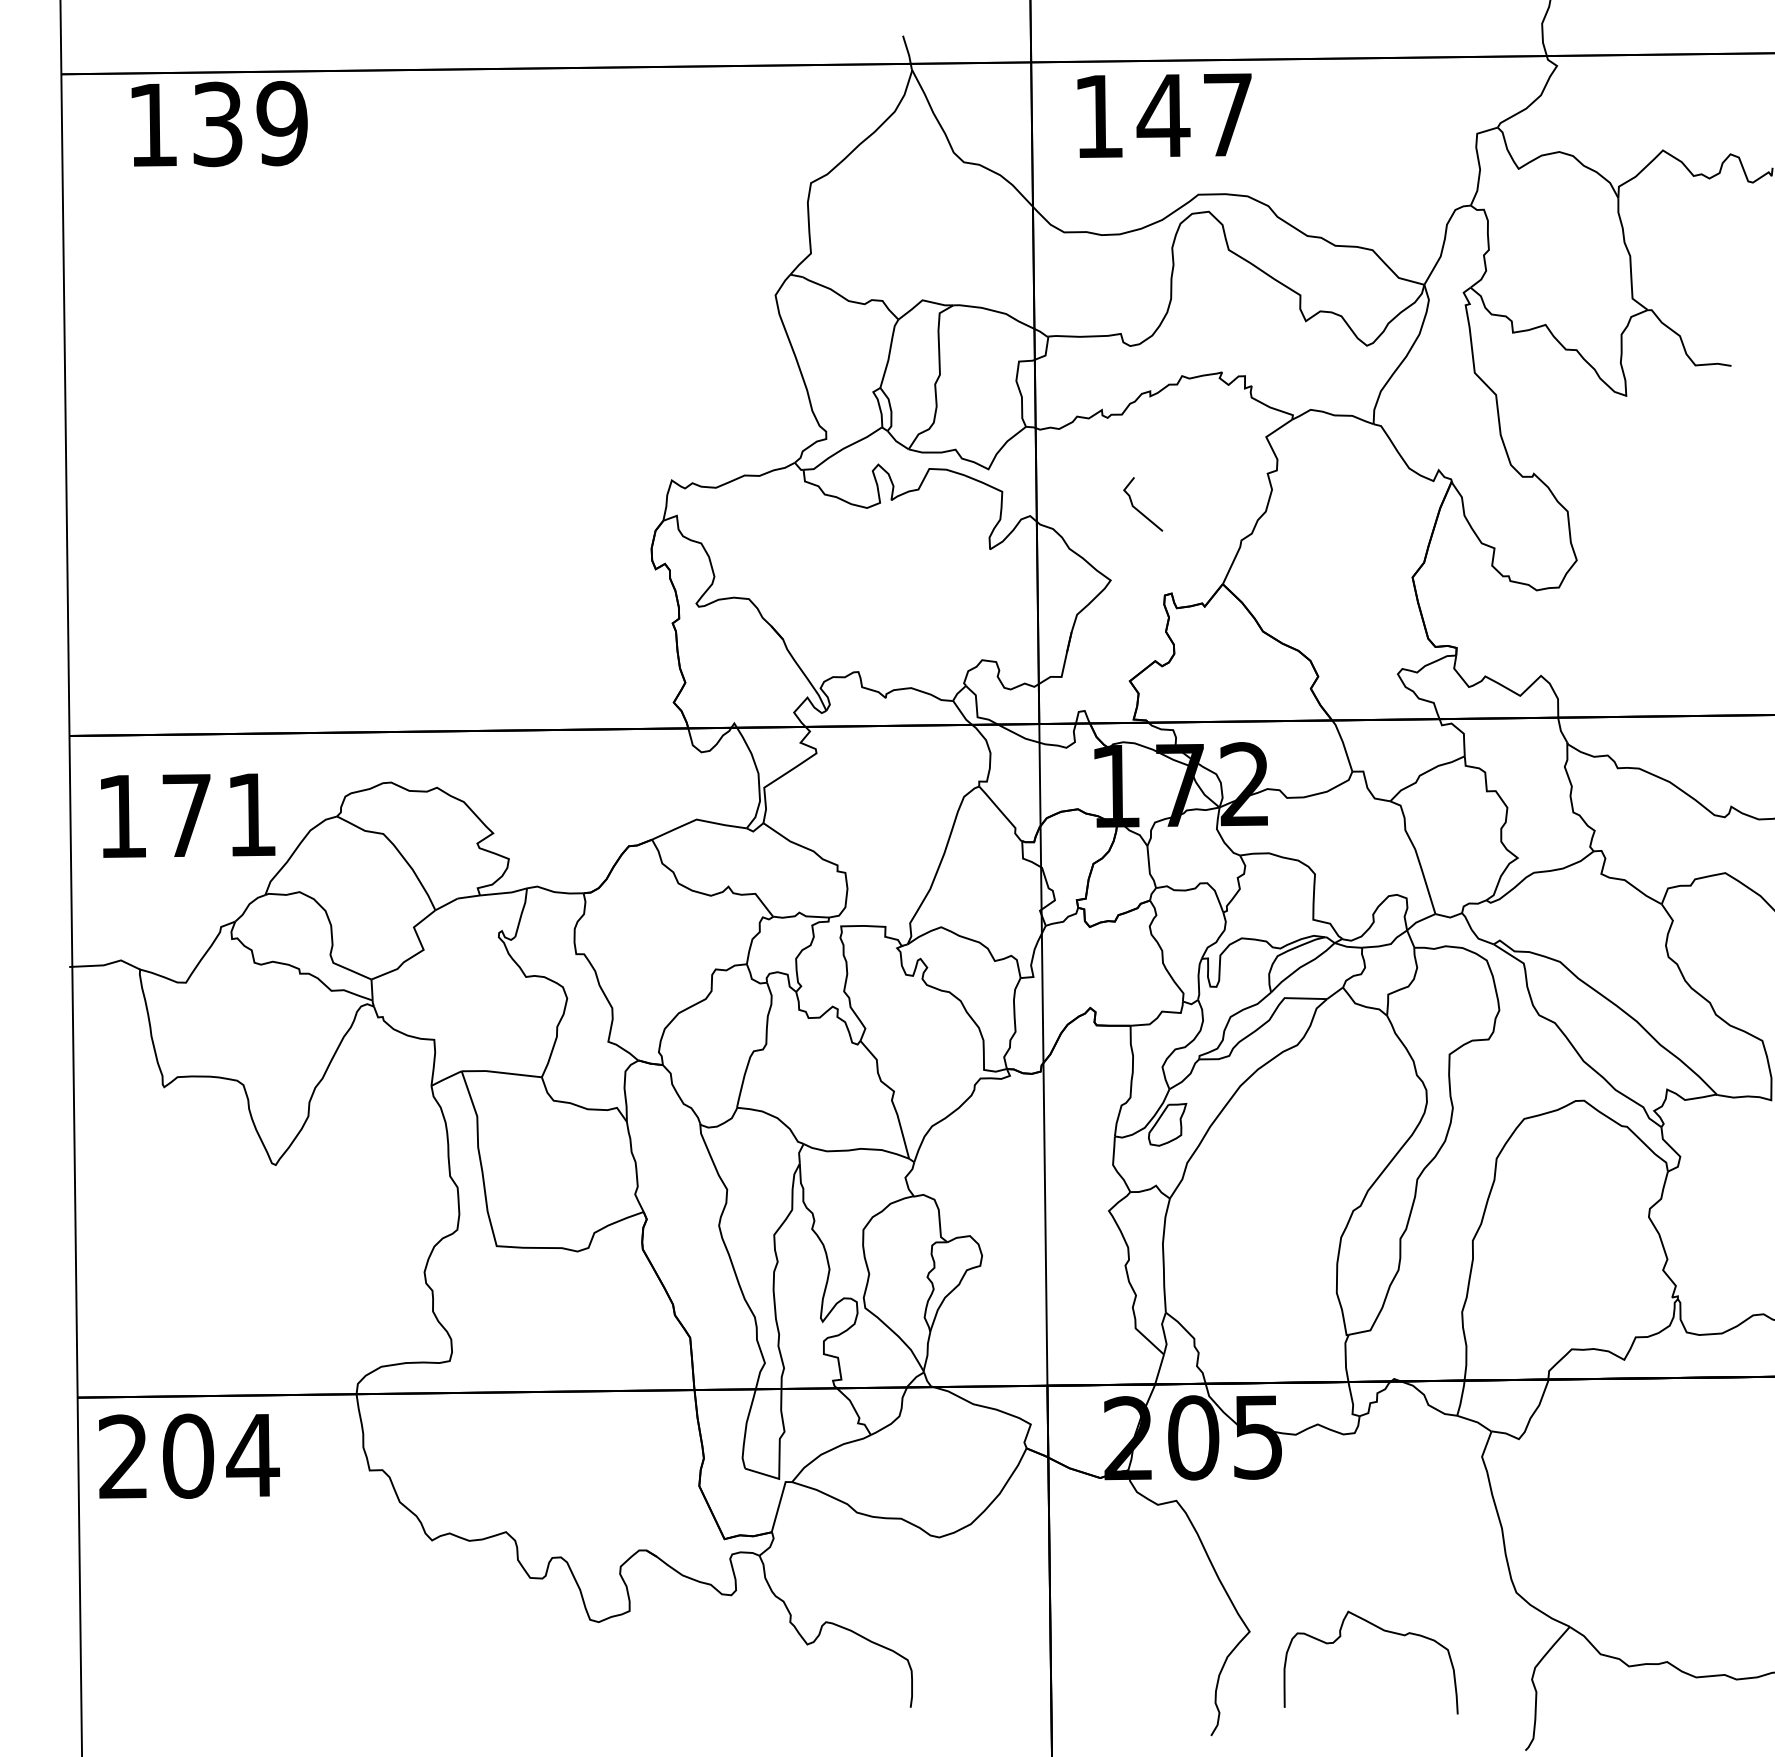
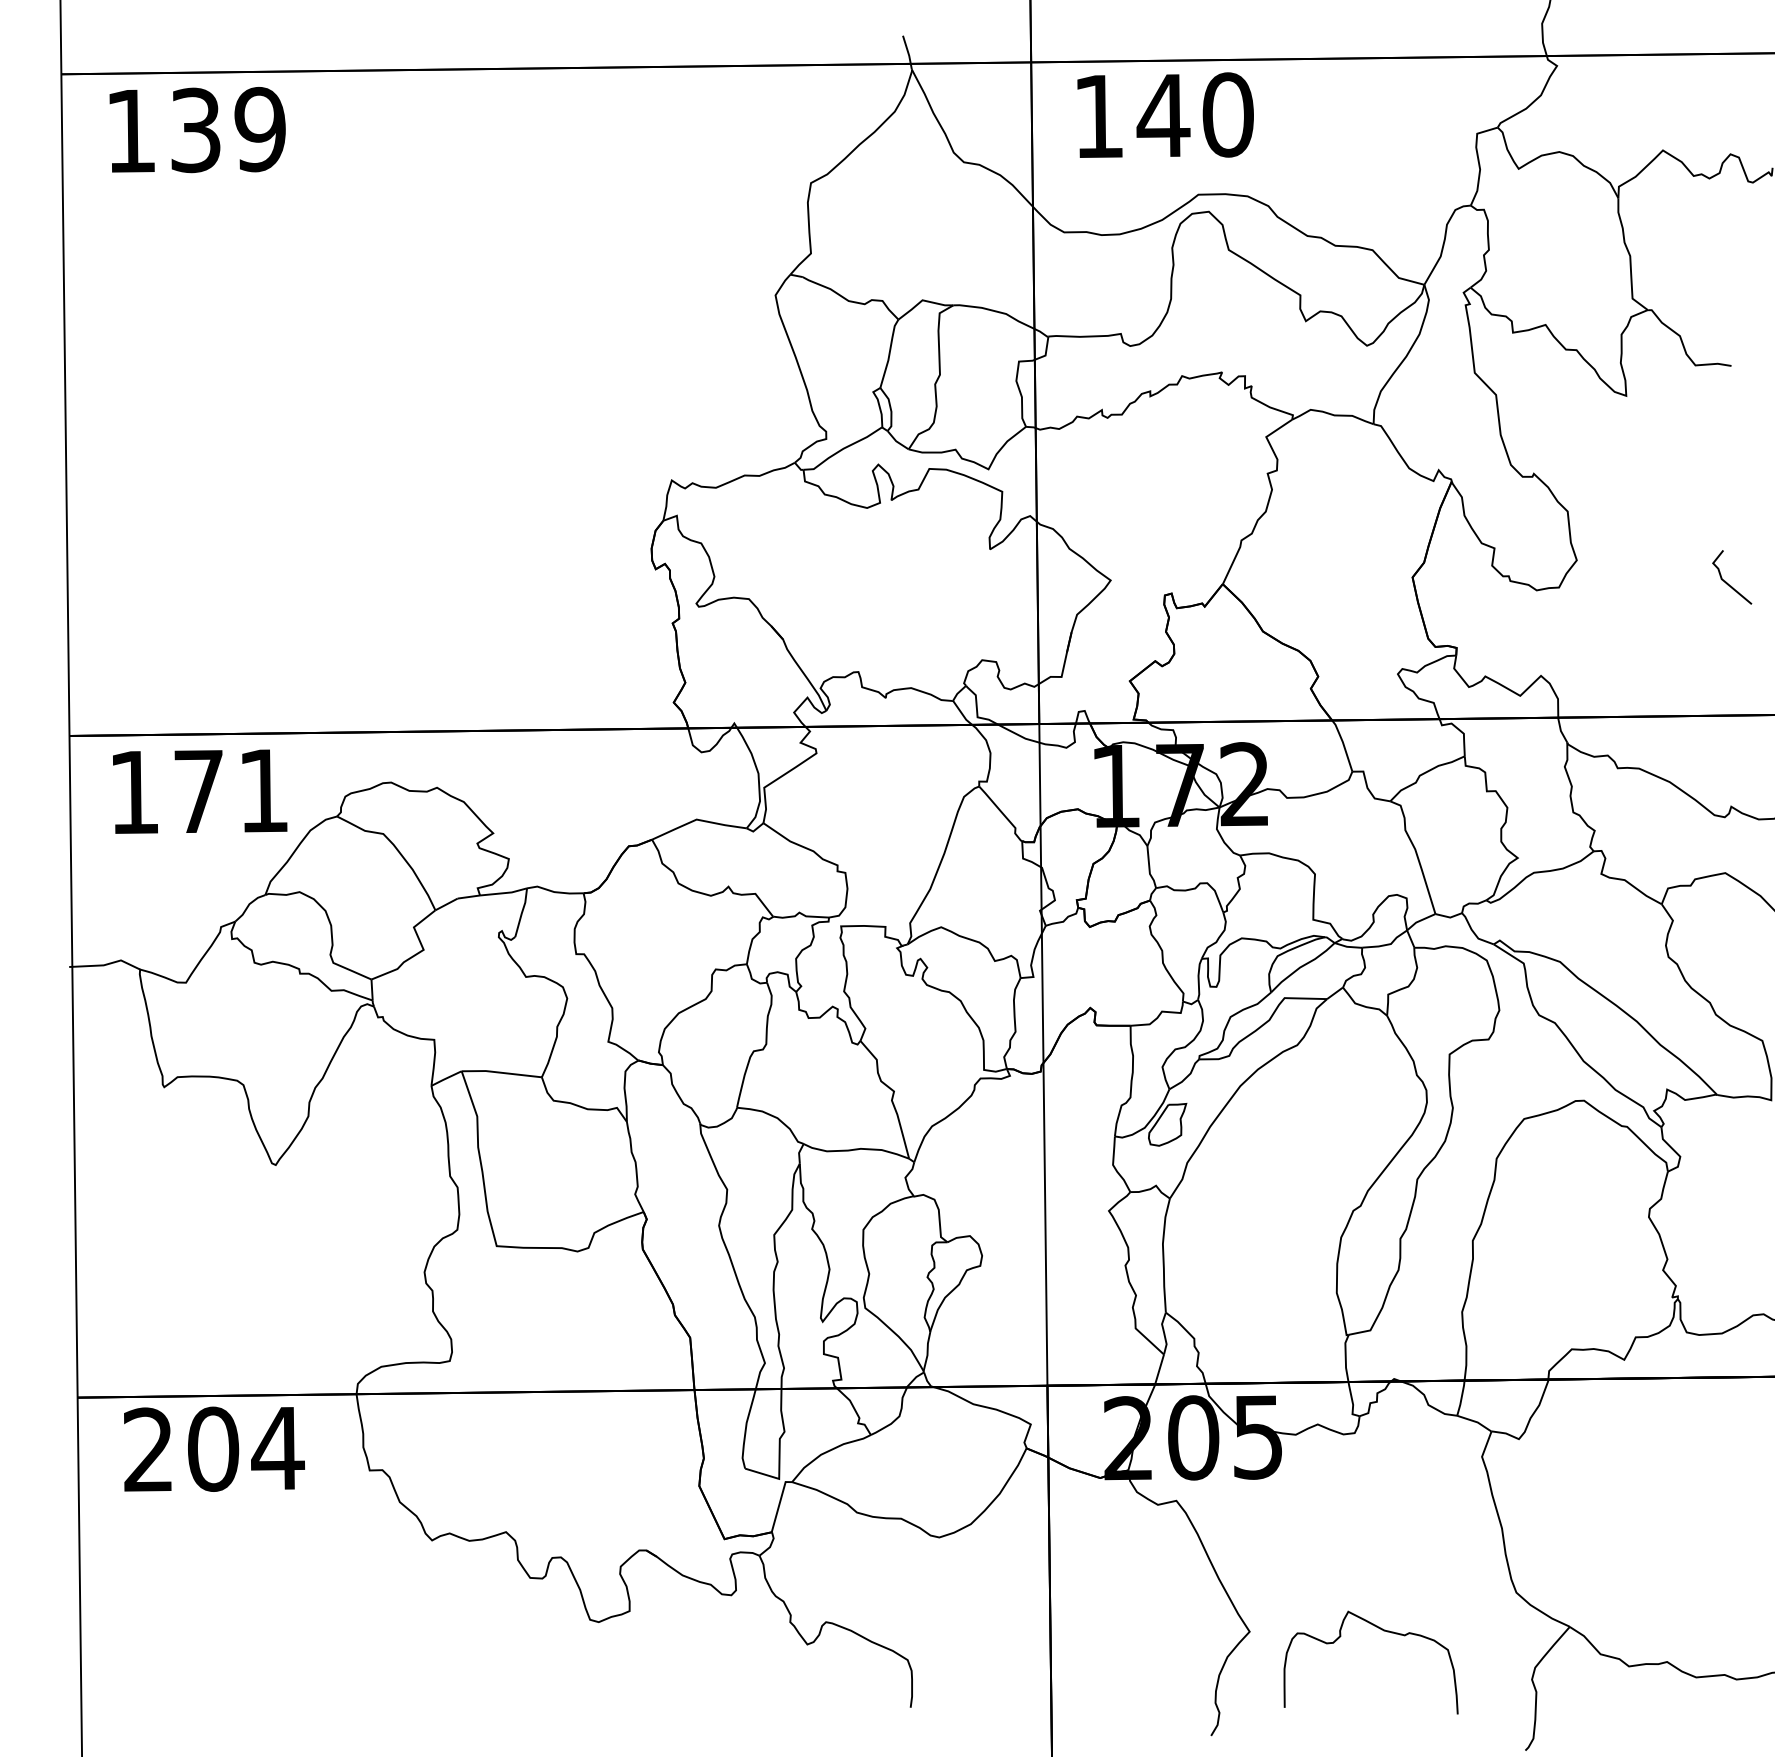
text: 147 -> 140 (1227, 114)
text position: (219, 124) -> (197, 130) (197, 130)
line position: (1138, 509) -> (1727, 582) (1727, 582)
text position: (188, 815) -> (200, 791) (200, 791)
text position: (189, 1455) -> (214, 1448) (214, 1448)
